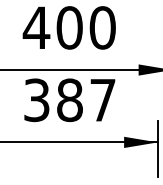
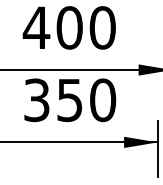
text: 387 -> 350 (86, 100)
